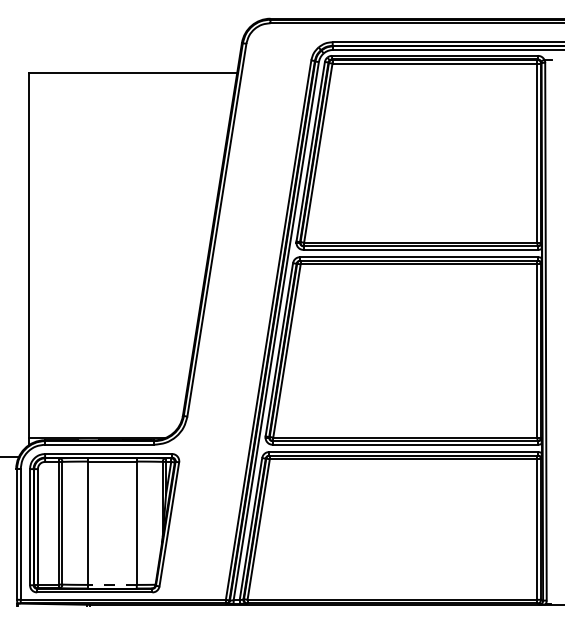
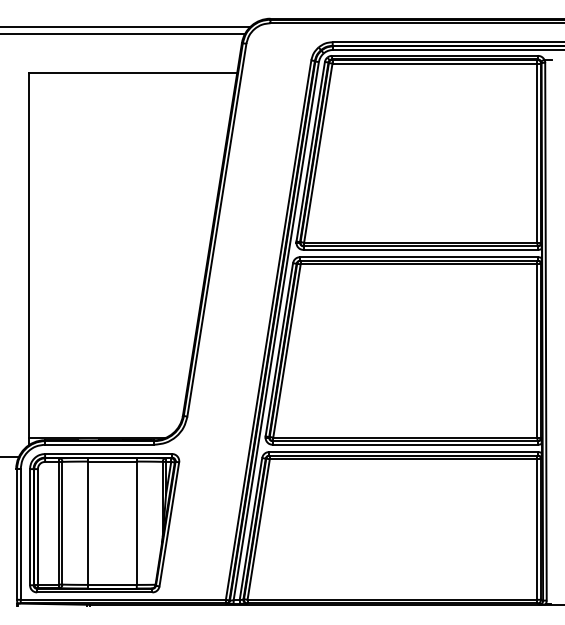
line: none -> present (125, 27)
line: none -> present (123, 33)
line: dashed -> solid (112, 584)
